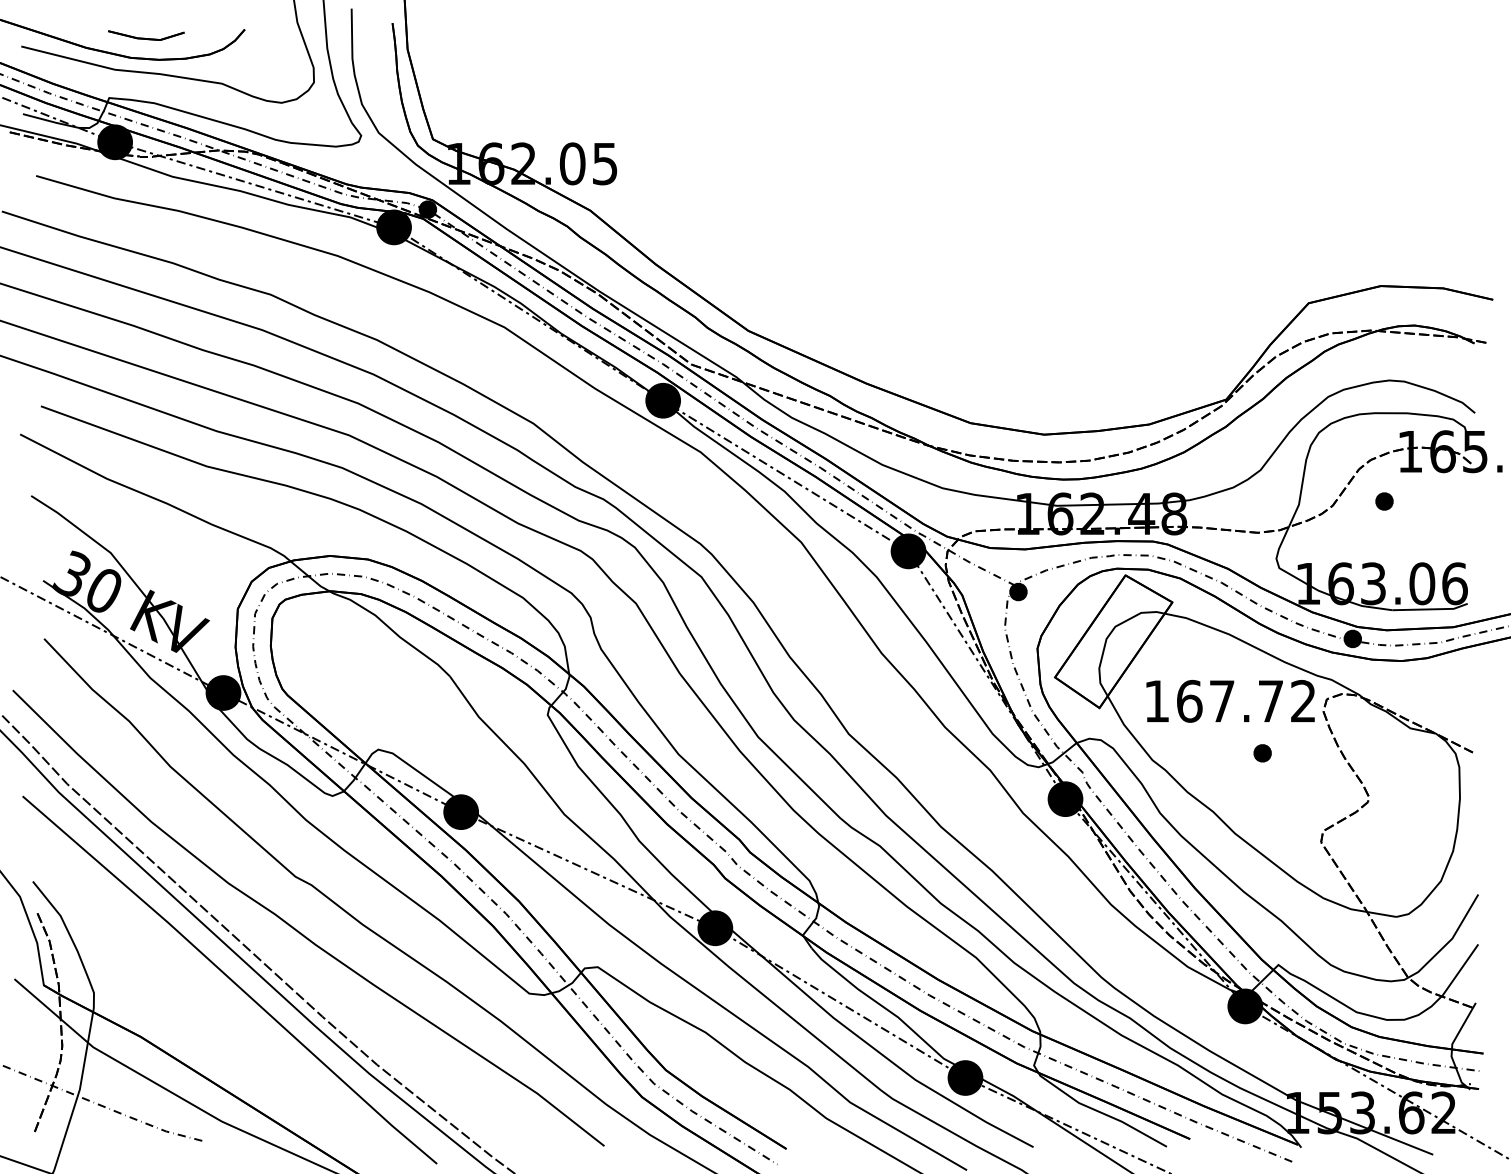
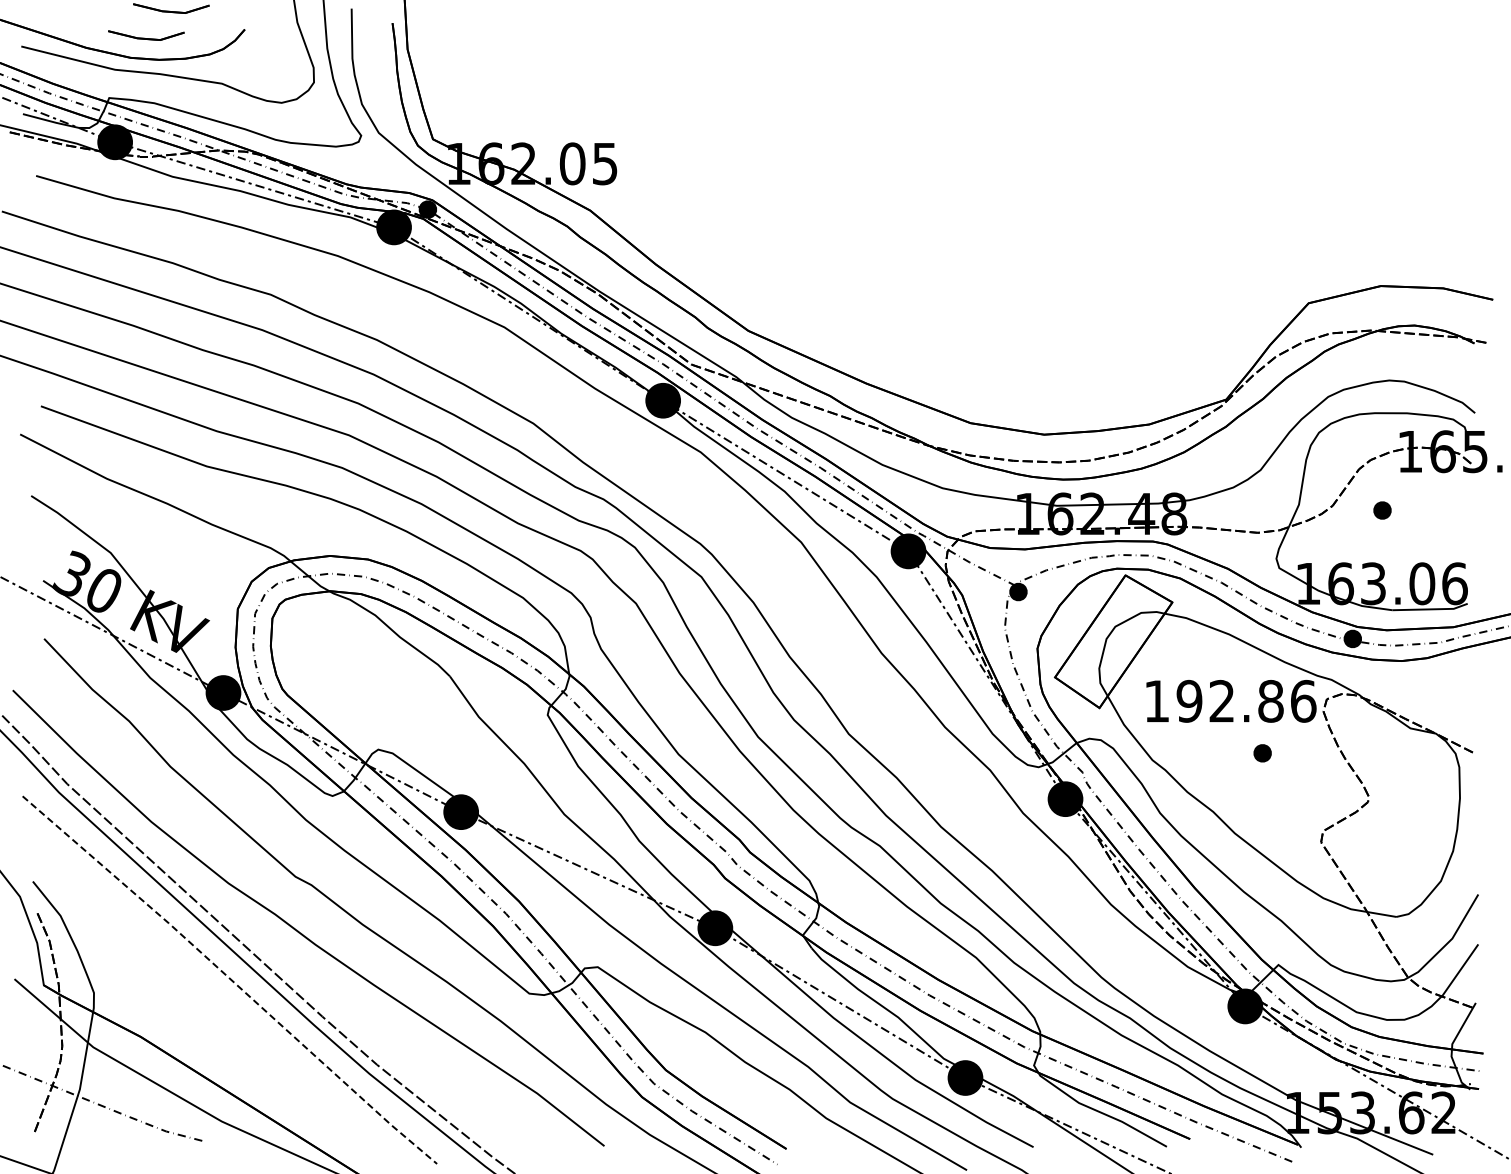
part: none -> present (171, 8)
part position: (1384, 501) -> (1382, 510) (1382, 510)
text: 167.72 -> 192.86 (1246, 700)
line: solid -> dashed (230, 979)
